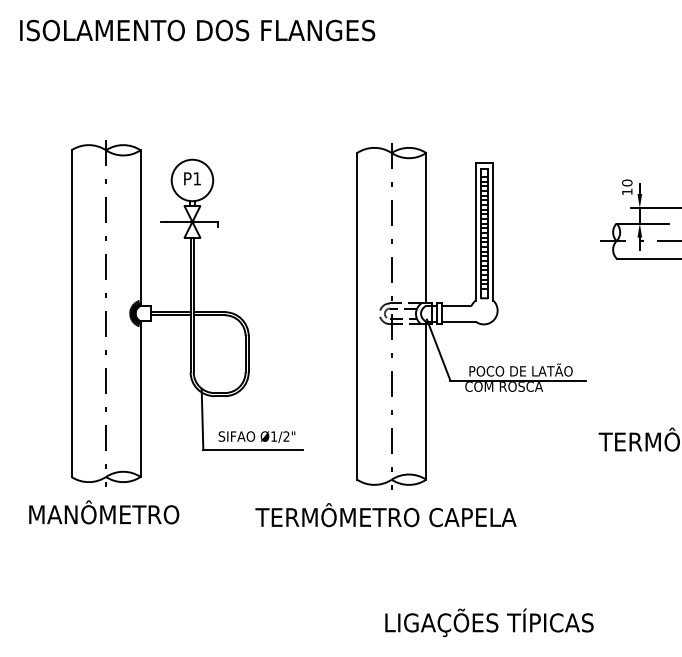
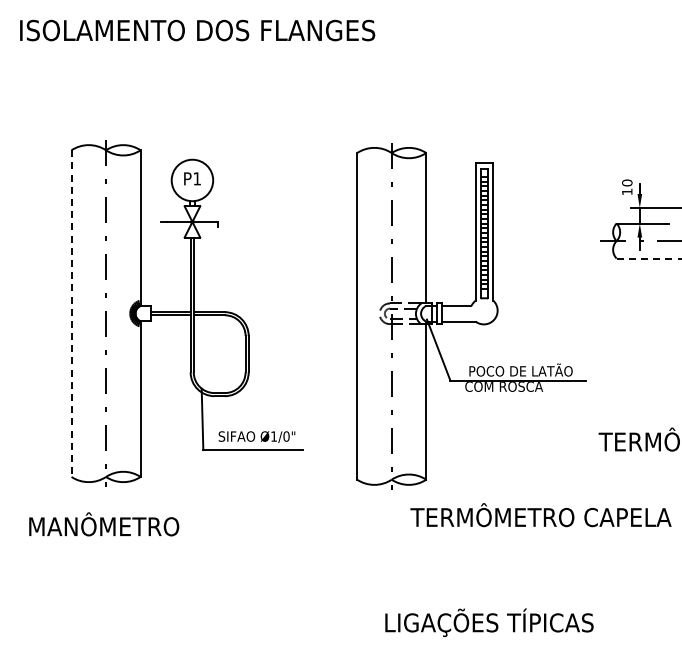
line: solid -> dashed (649, 258)
line: solid -> dashed (71, 314)
text: Ø1/2" -> Ø1/0" (286, 436)
text position: (104, 512) -> (104, 524) (104, 524)
text position: (385, 515) -> (540, 515) (540, 515)
